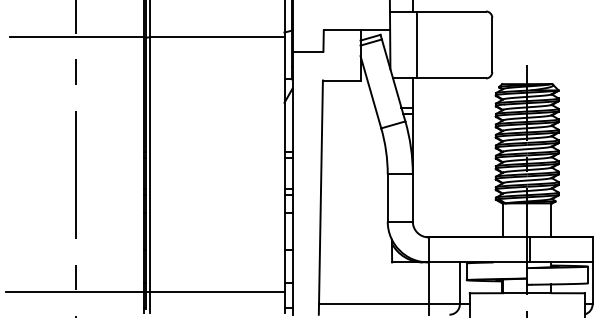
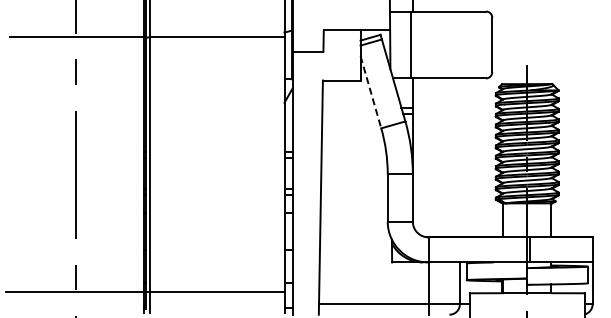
line position: (417, 44) -> (411, 44) (411, 44)
line: solid -> dashed (370, 92)
